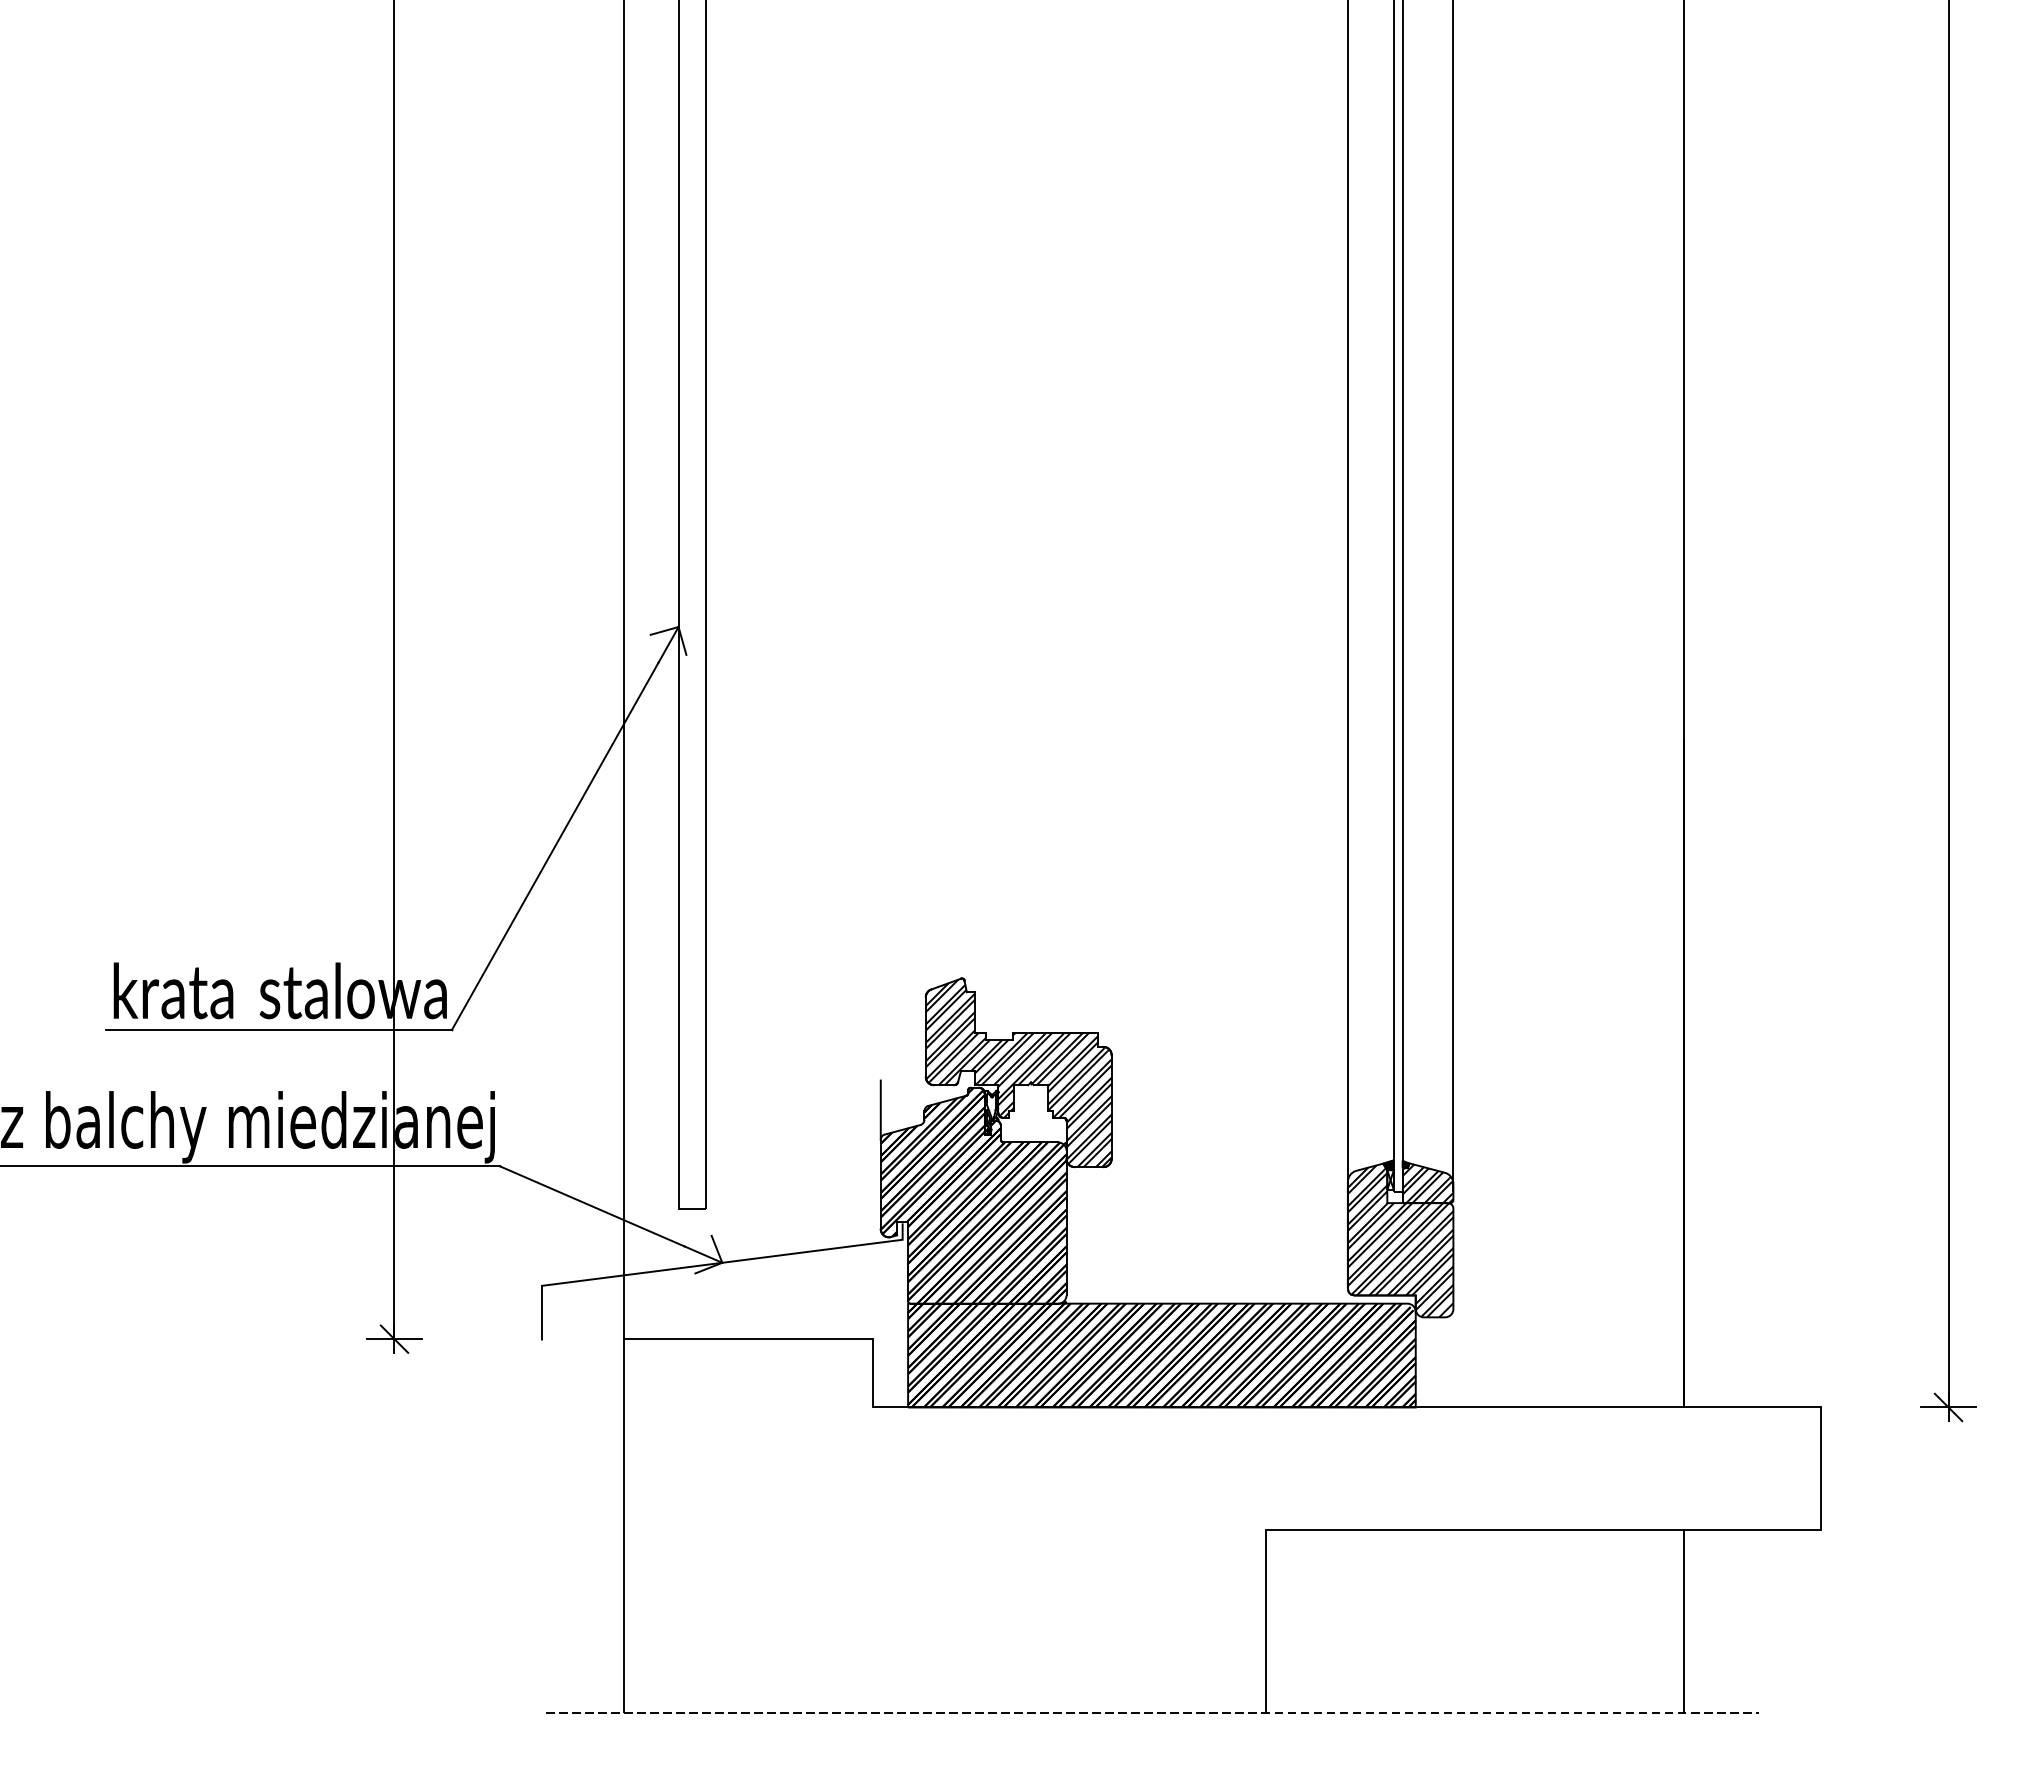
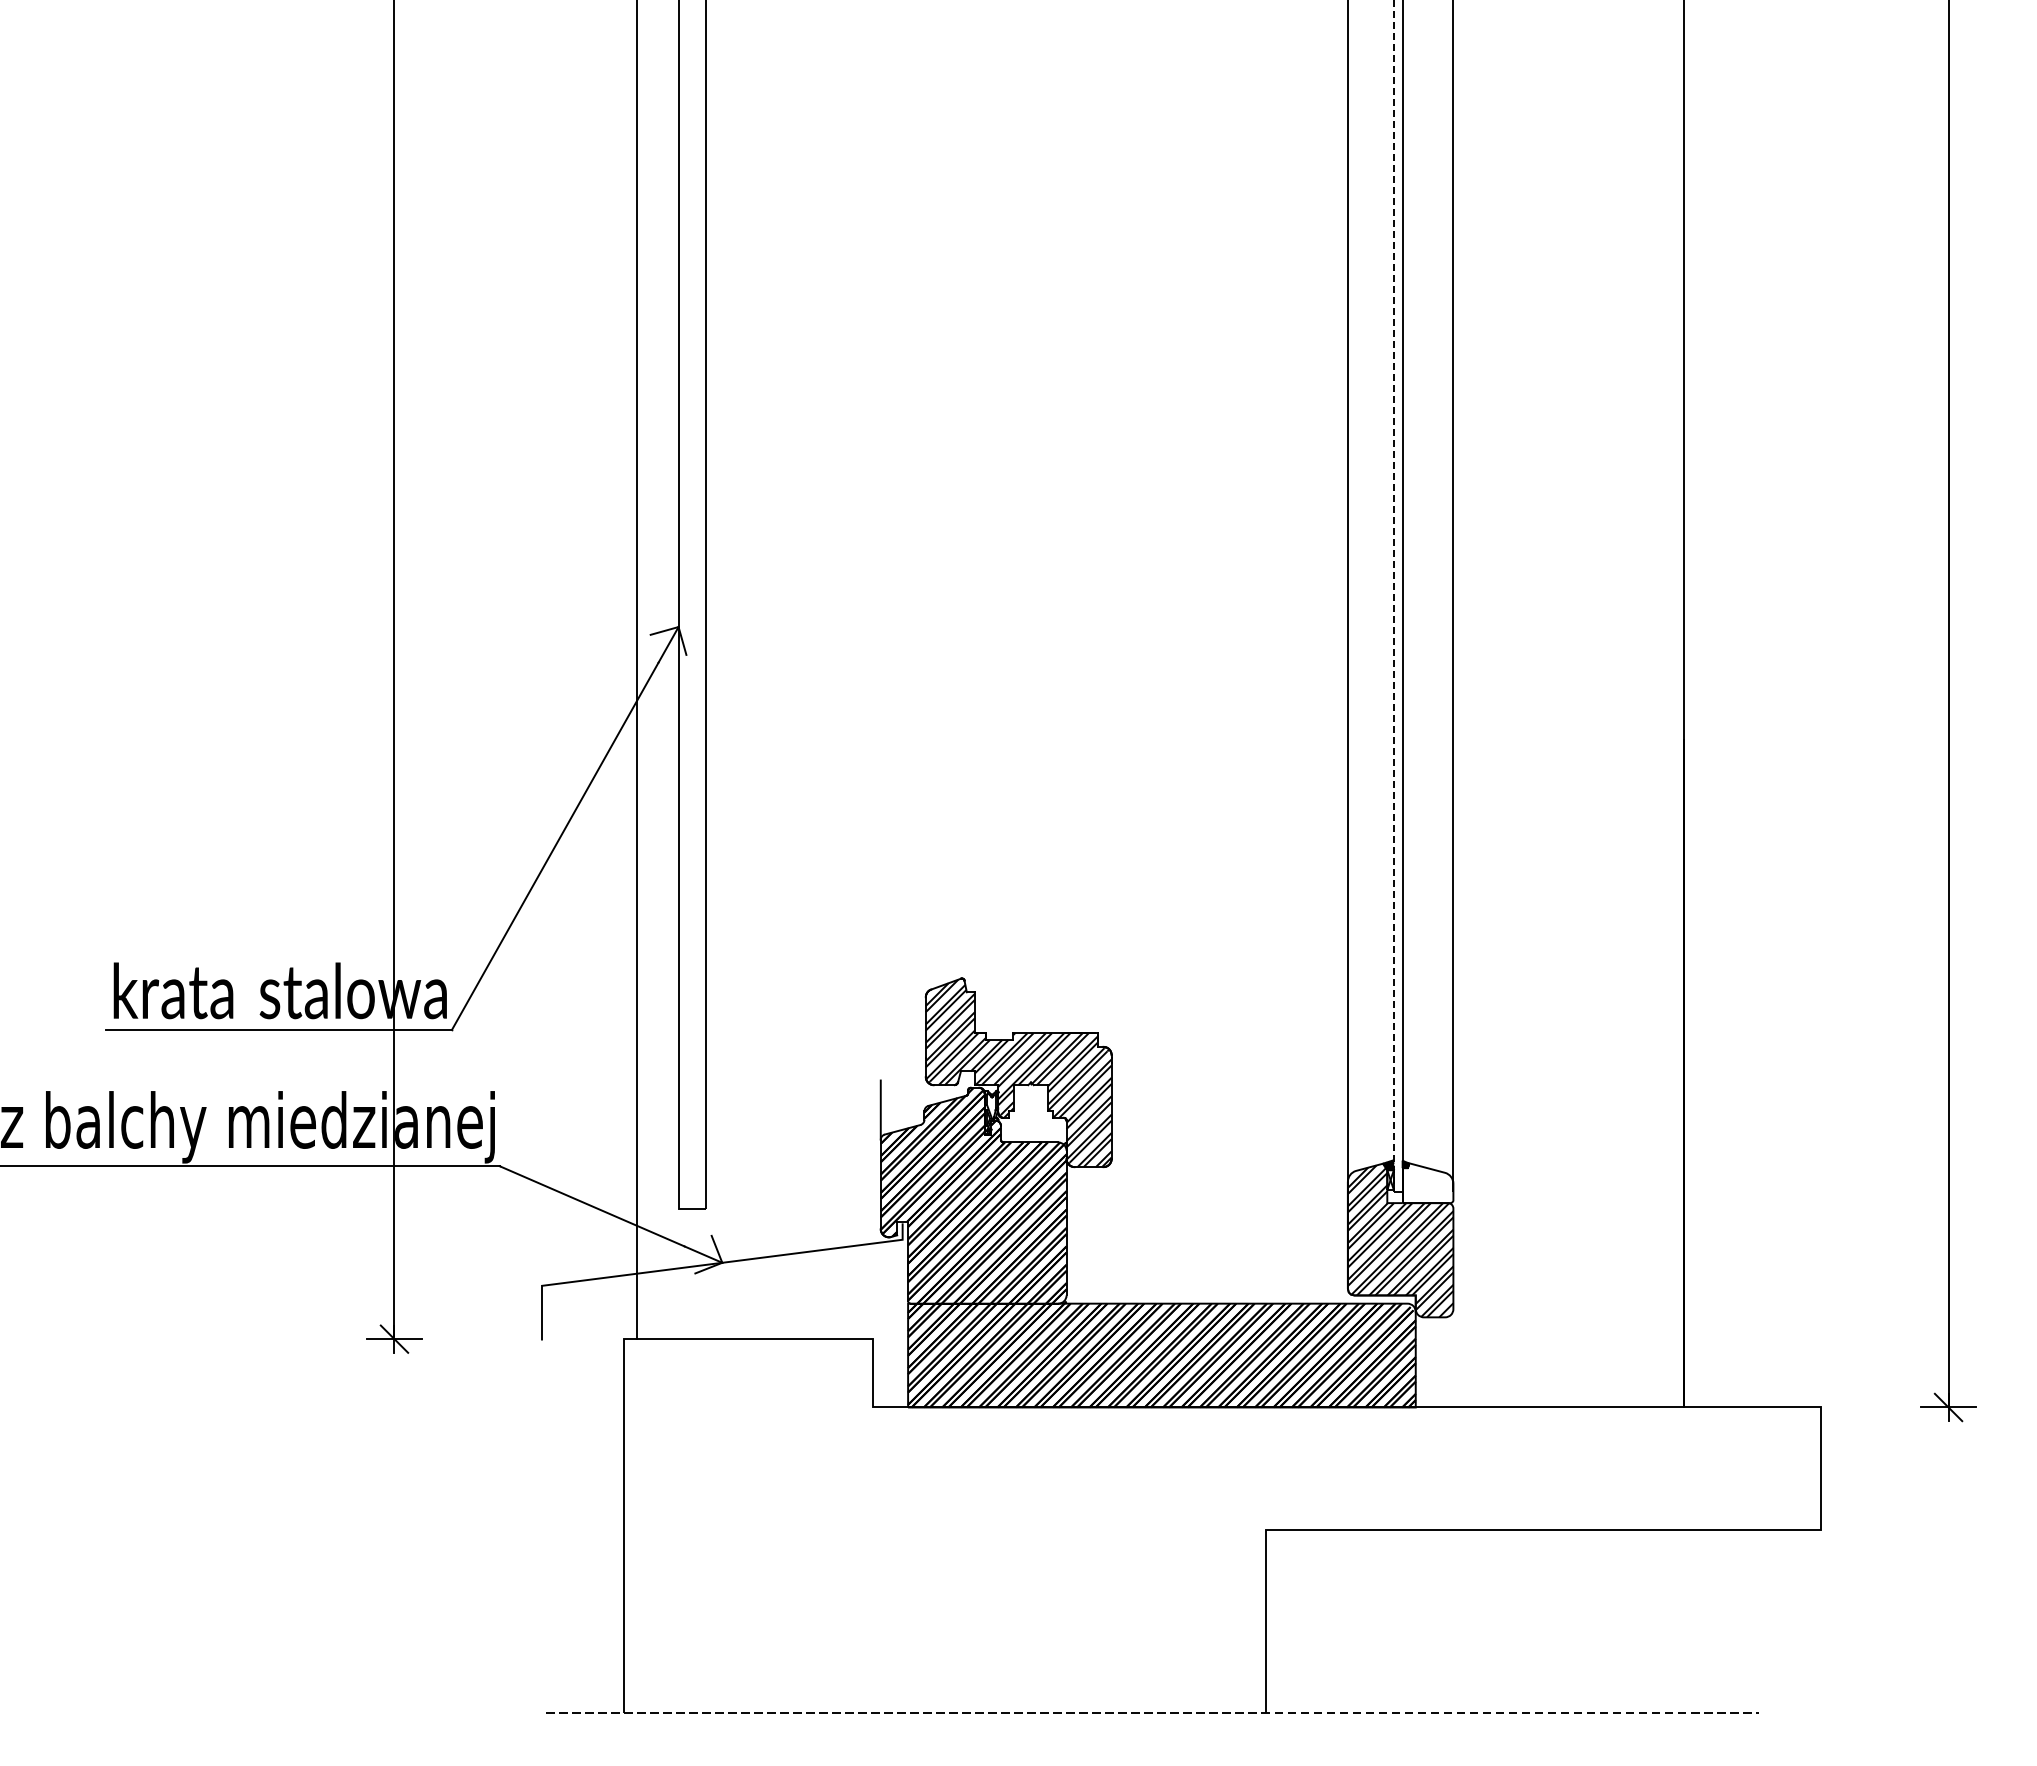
line: solid -> dashed (1393, 596)
line position: (623, 670) -> (636, 670) (636, 670)
hatch: present -> none (1427, 1183)
line: present -> none (1683, 1621)
